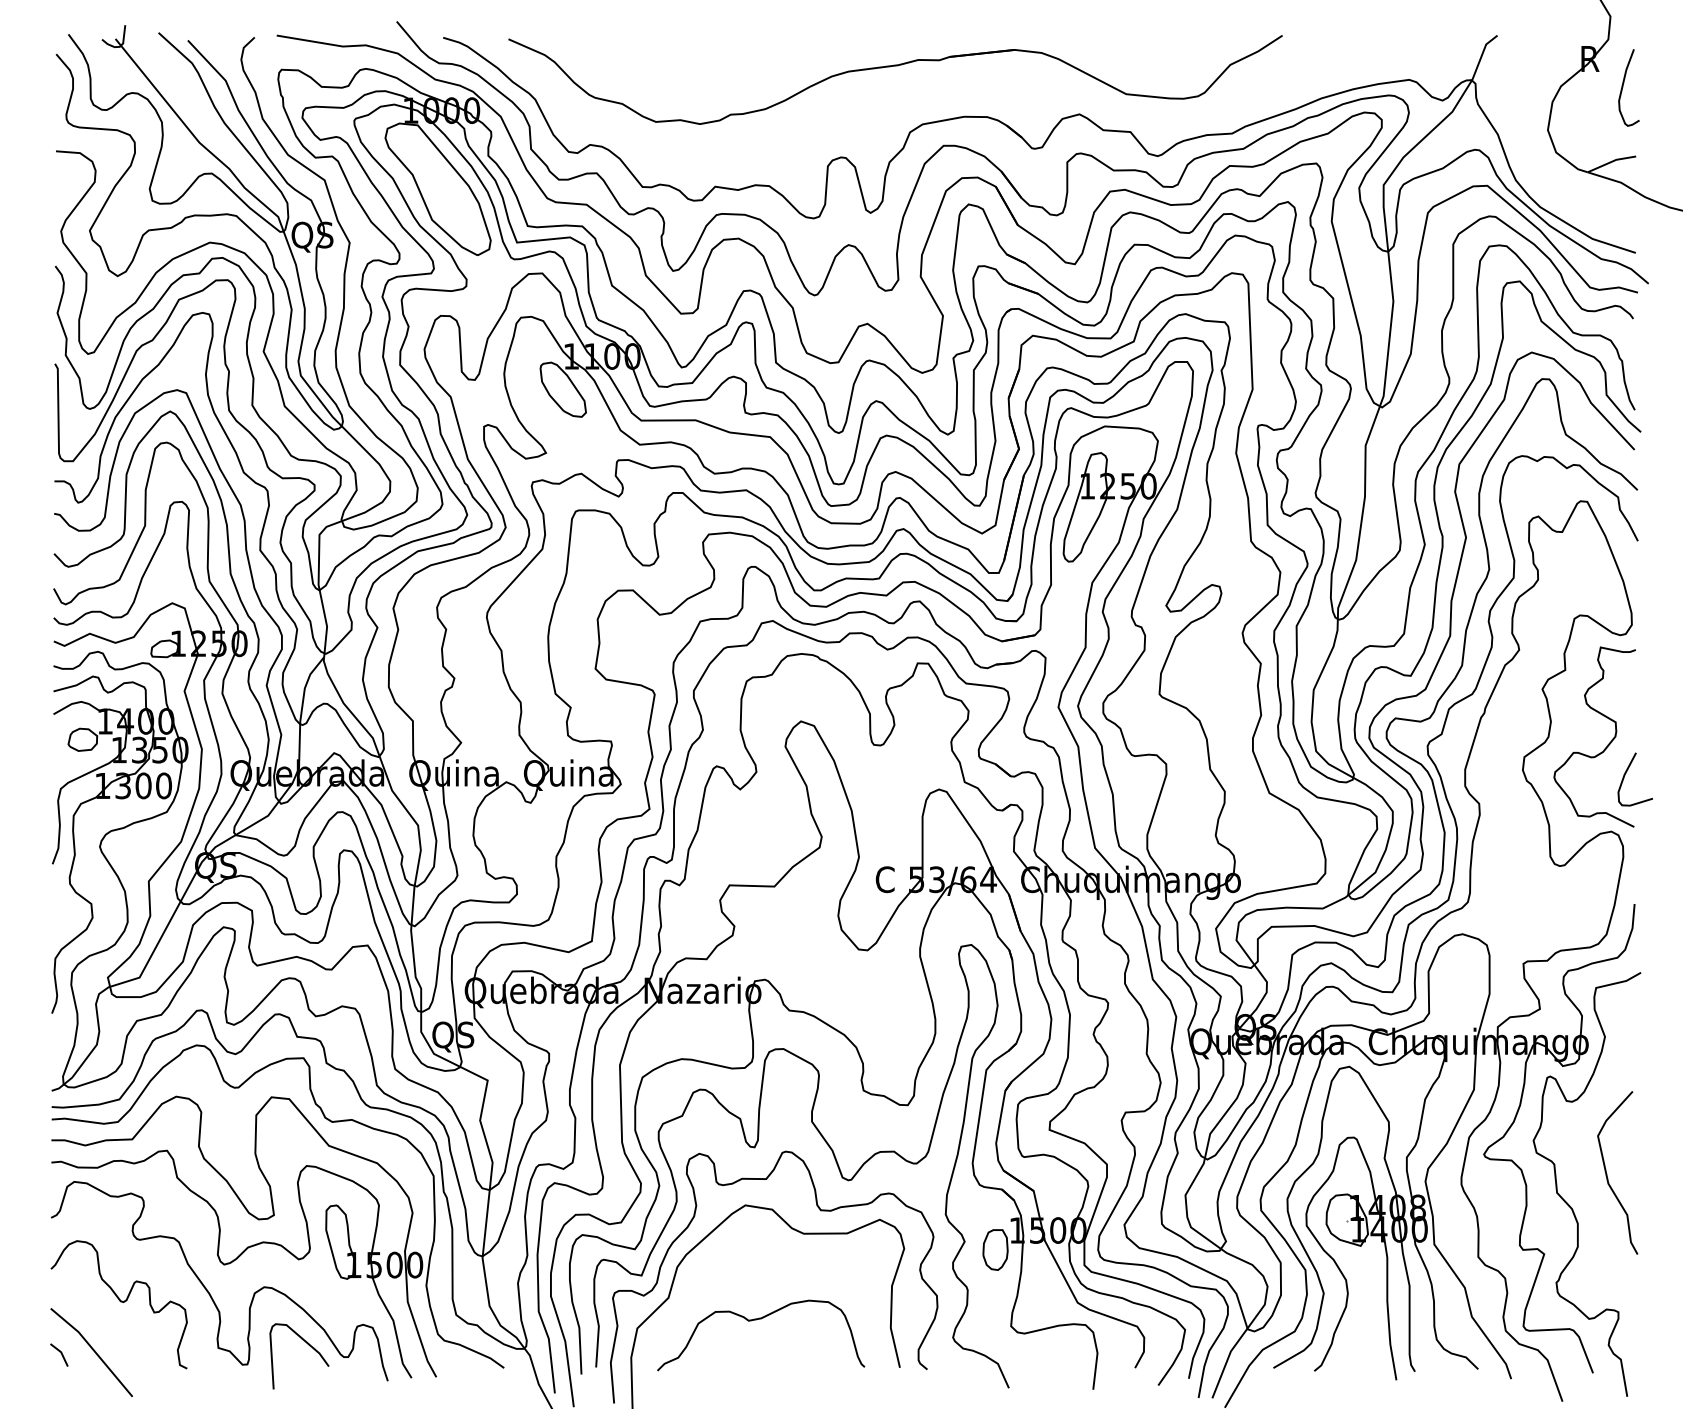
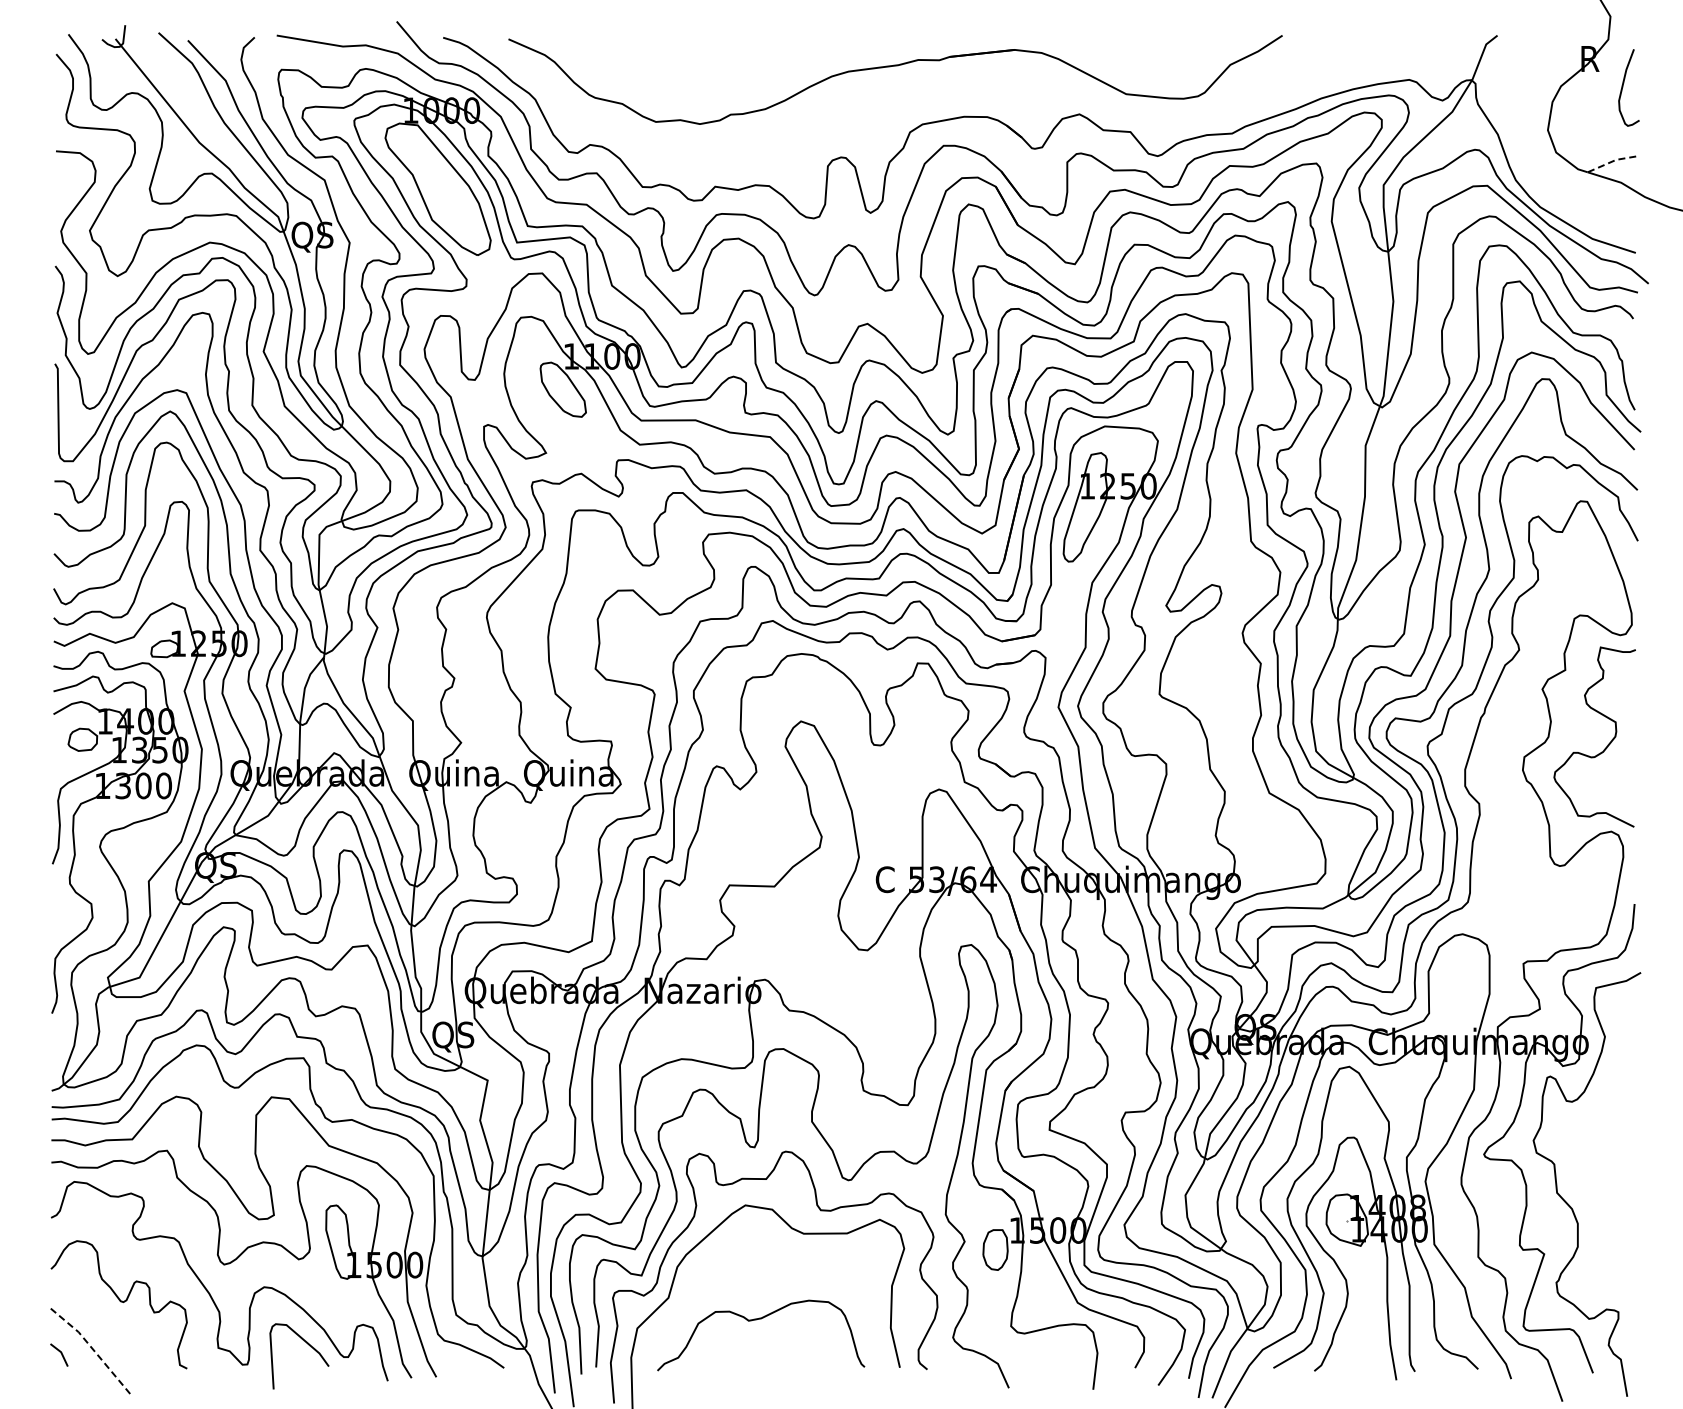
line: solid -> dashed (1611, 161)
curve: present -> none (1625, 775)
curve: present -> none (1607, 1173)
line: solid -> dashed (93, 1350)
